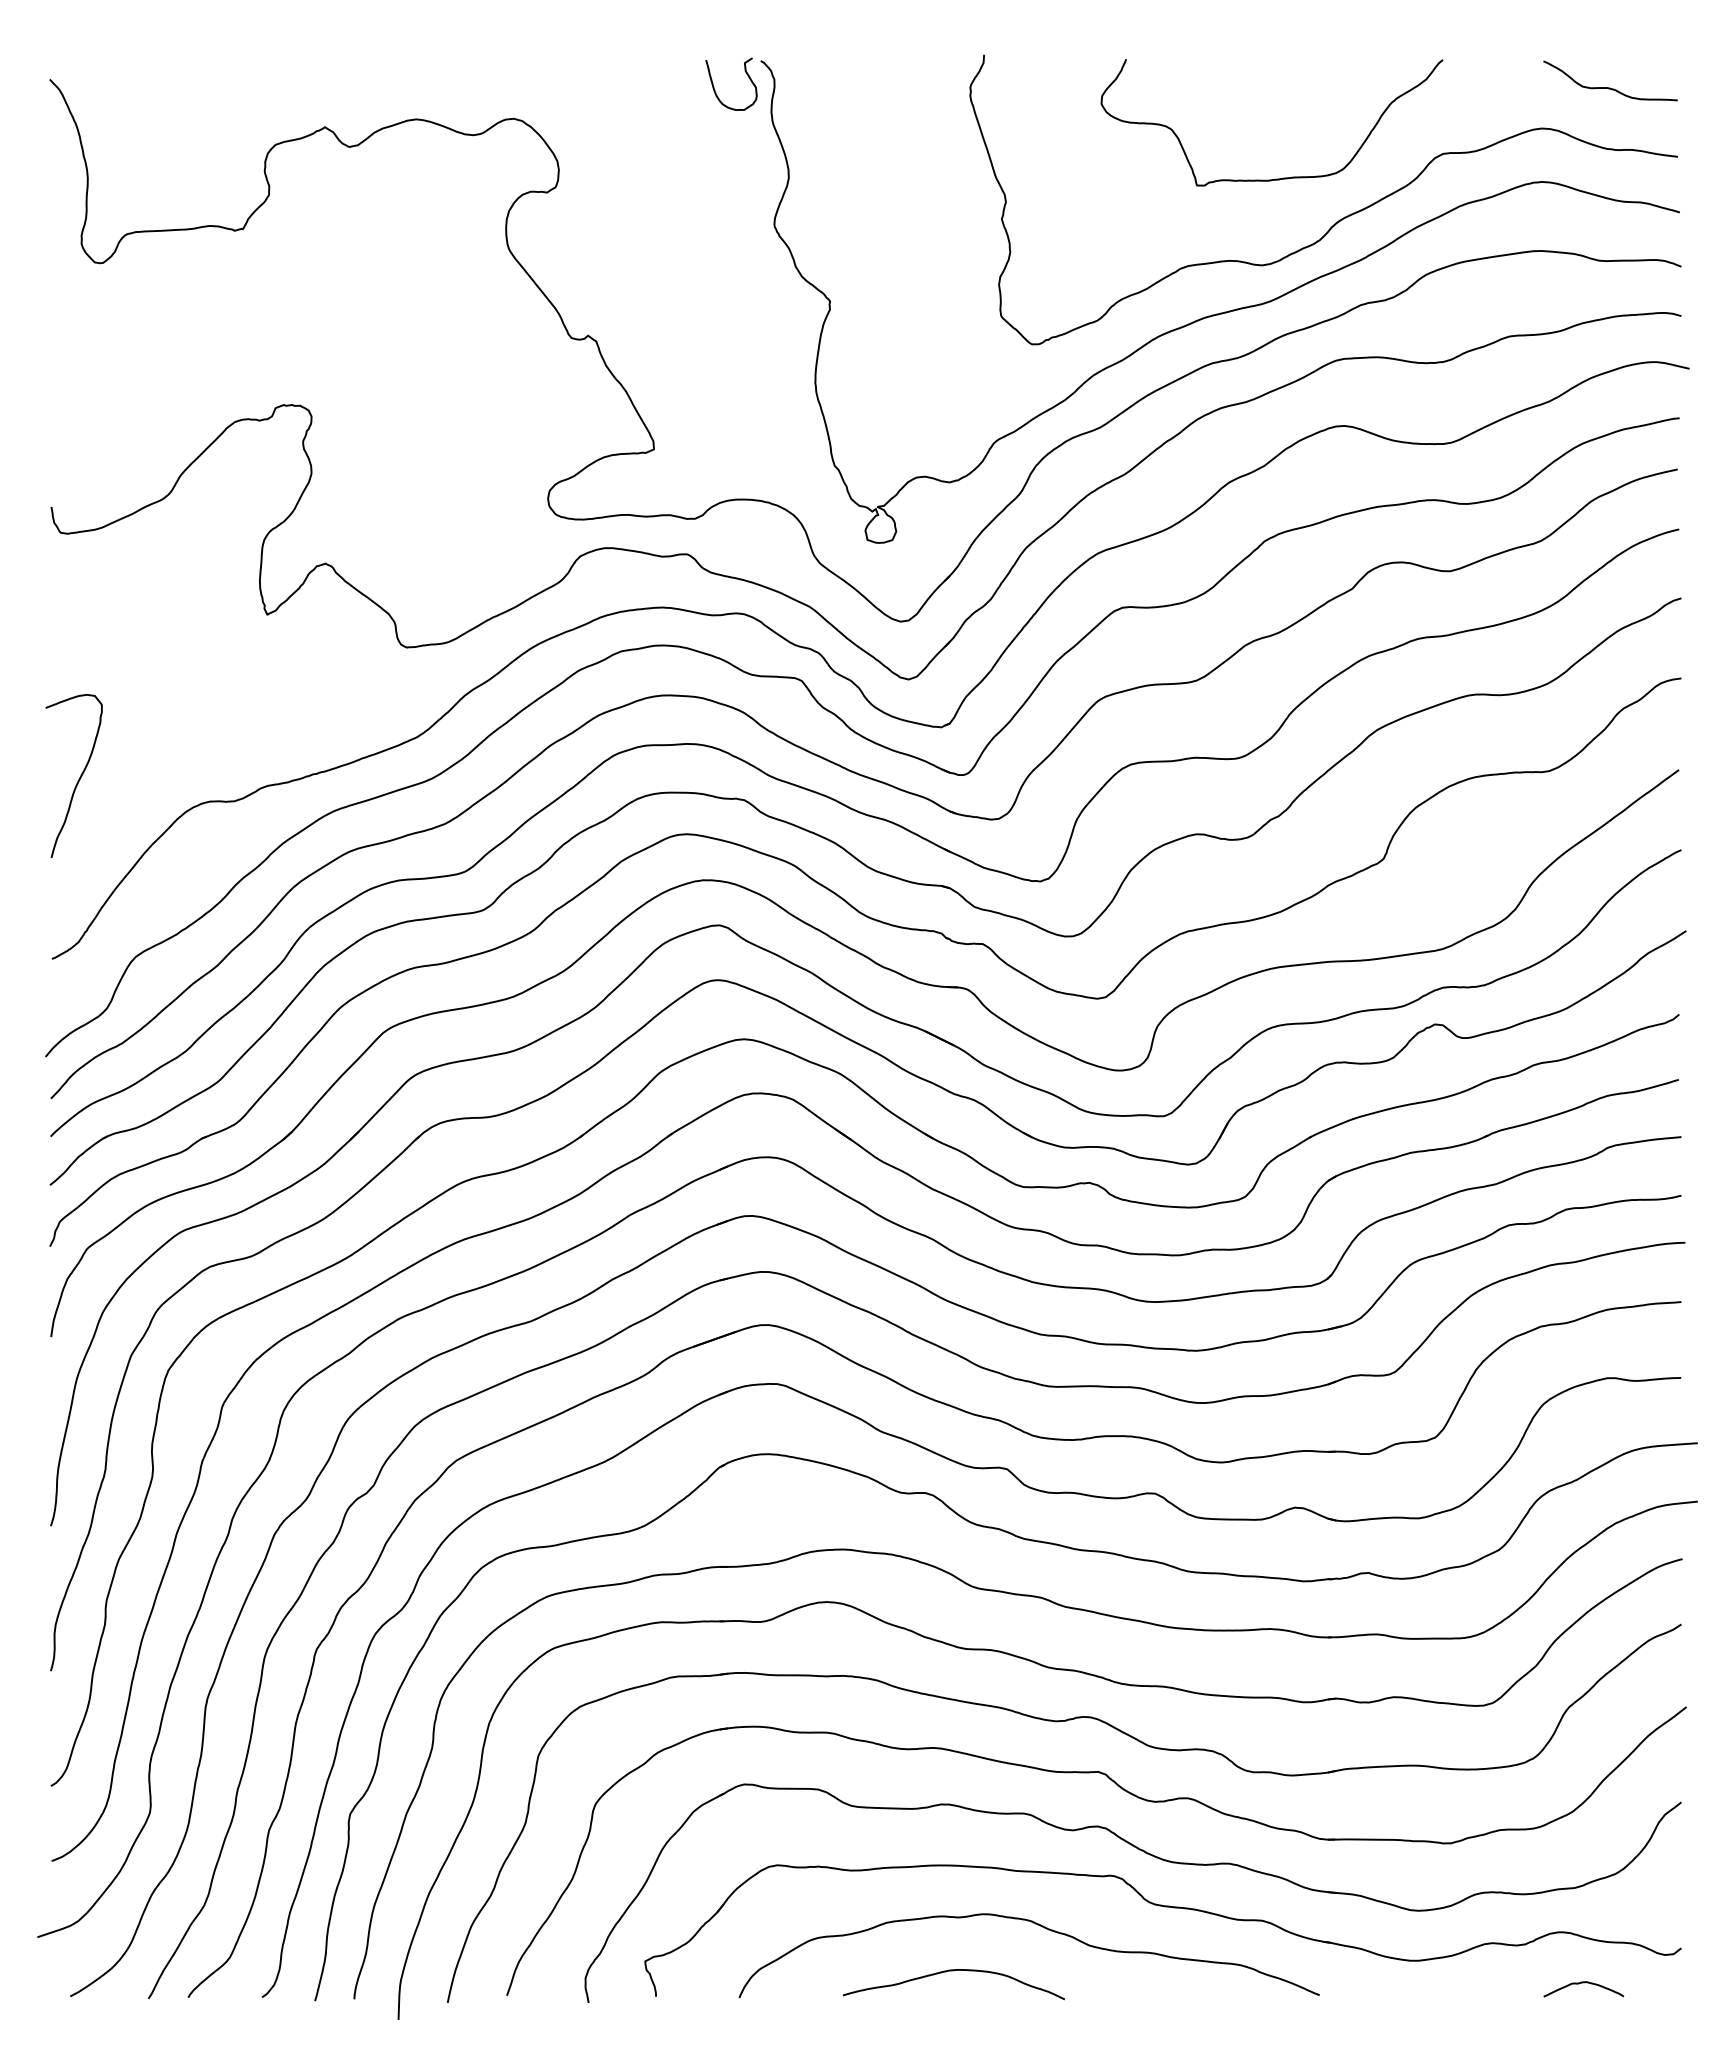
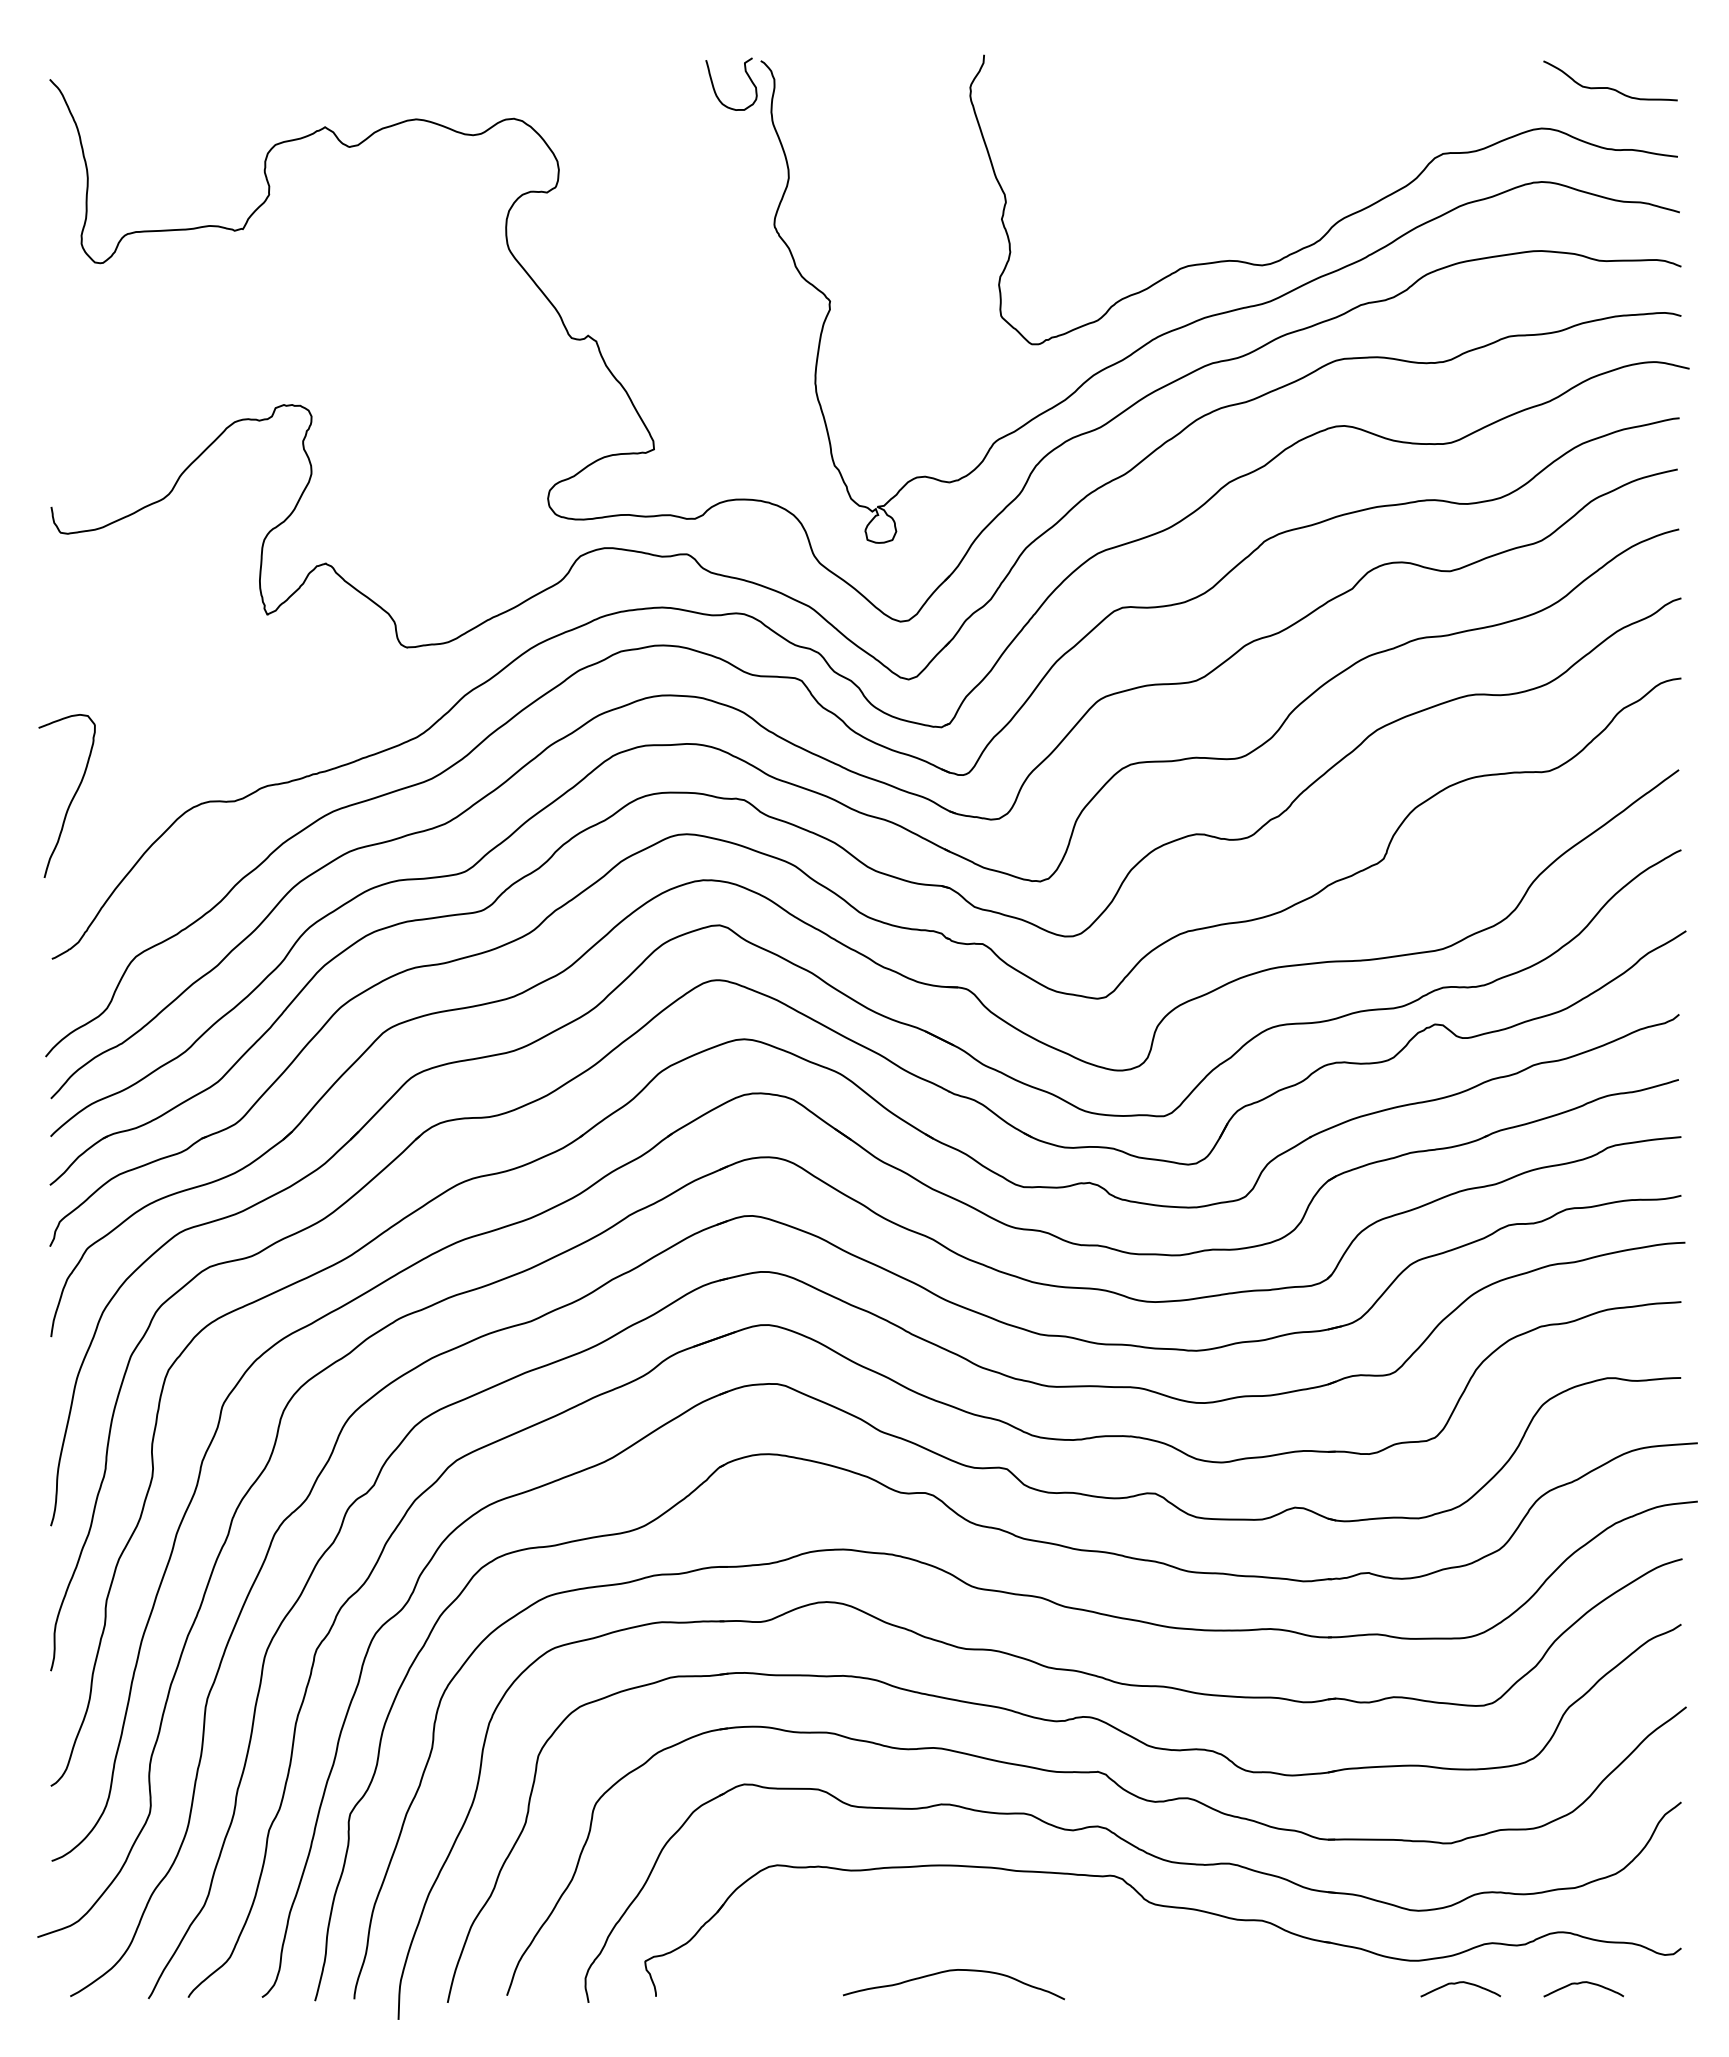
curve: present -> none (1275, 178)
curve position: (79, 777) -> (72, 797) (72, 797)
curve: present -> none (1042, 1927)
curve: none -> present (1460, 1983)
